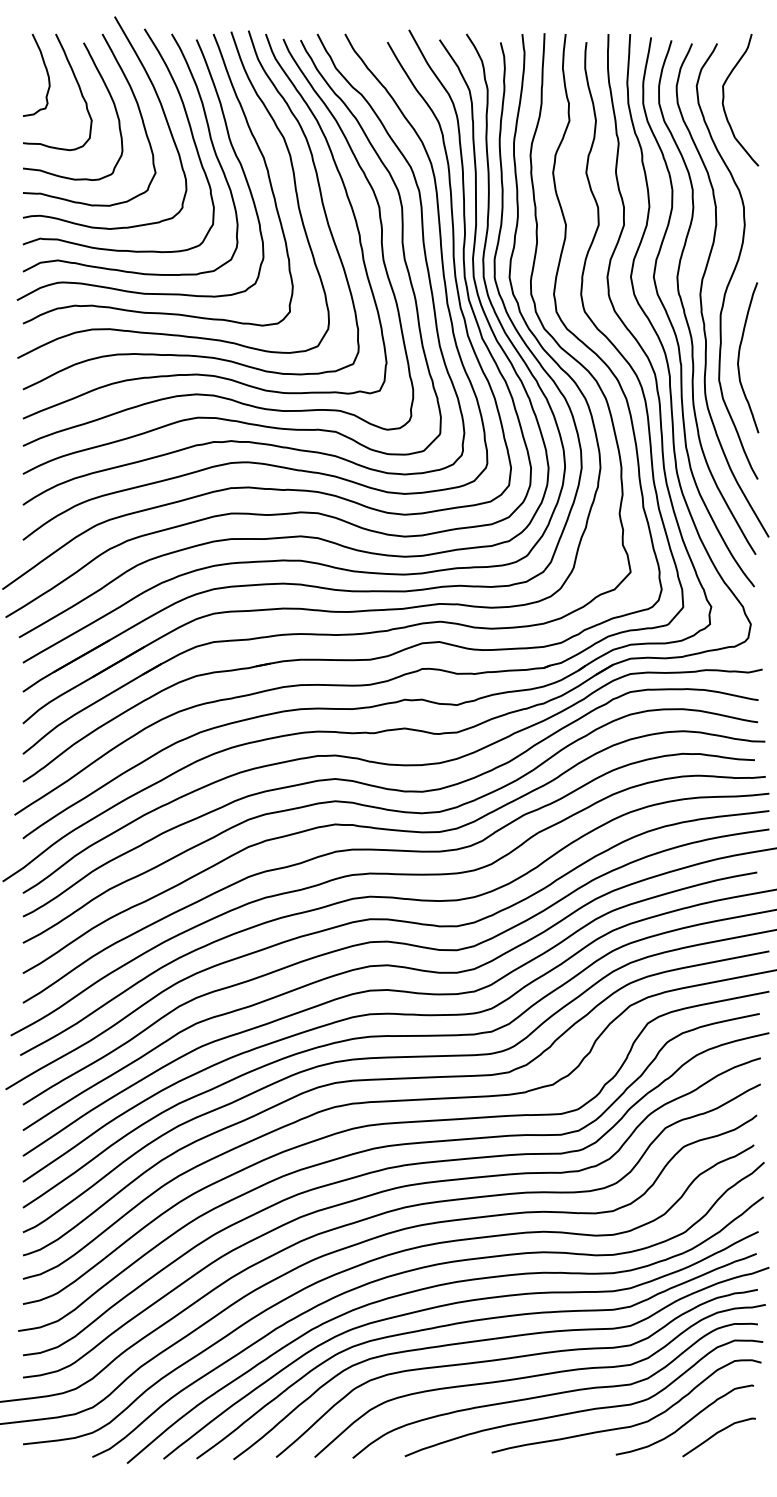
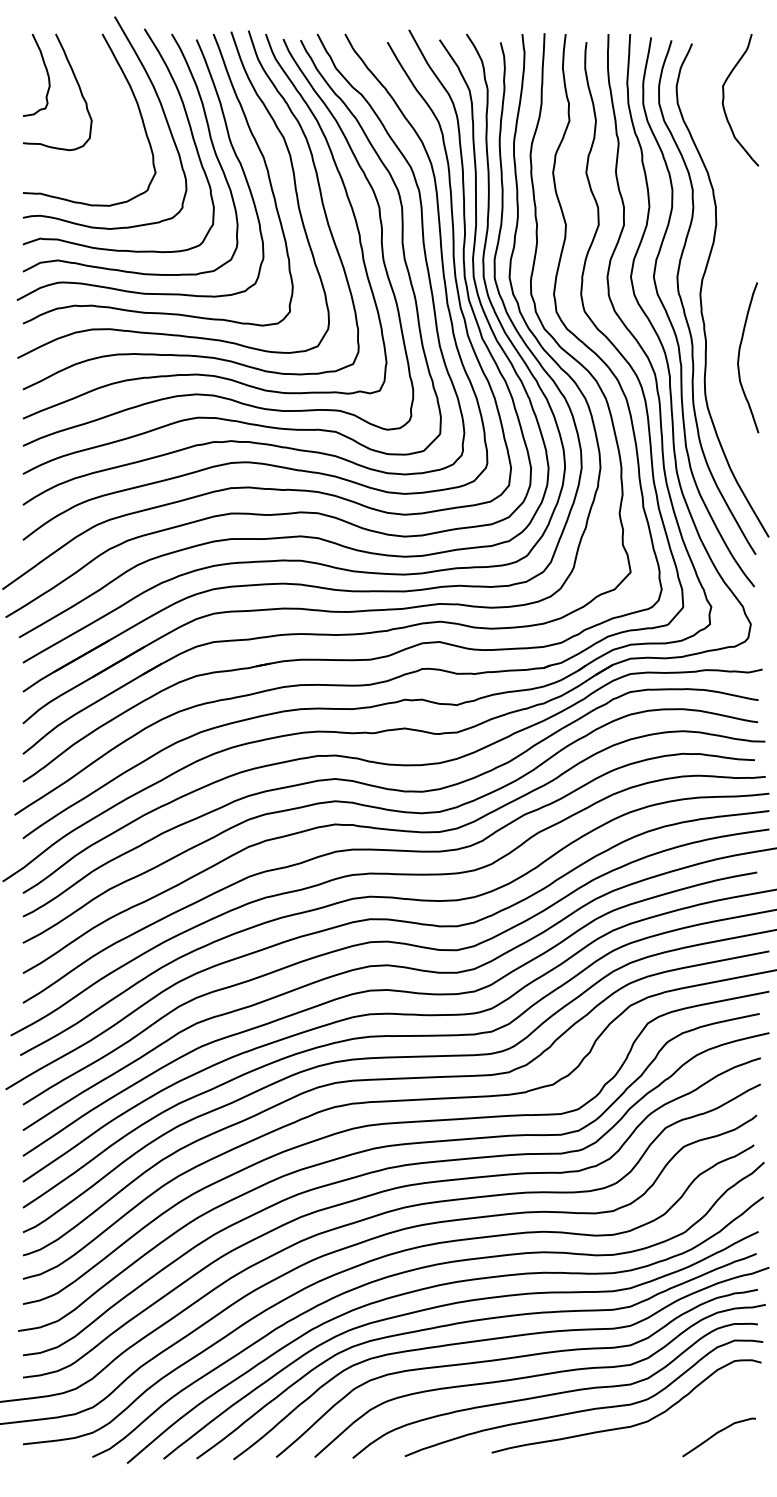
curve: present -> none (108, 93)
curve: present -> none (734, 266)
curve: present -> none (686, 1421)
